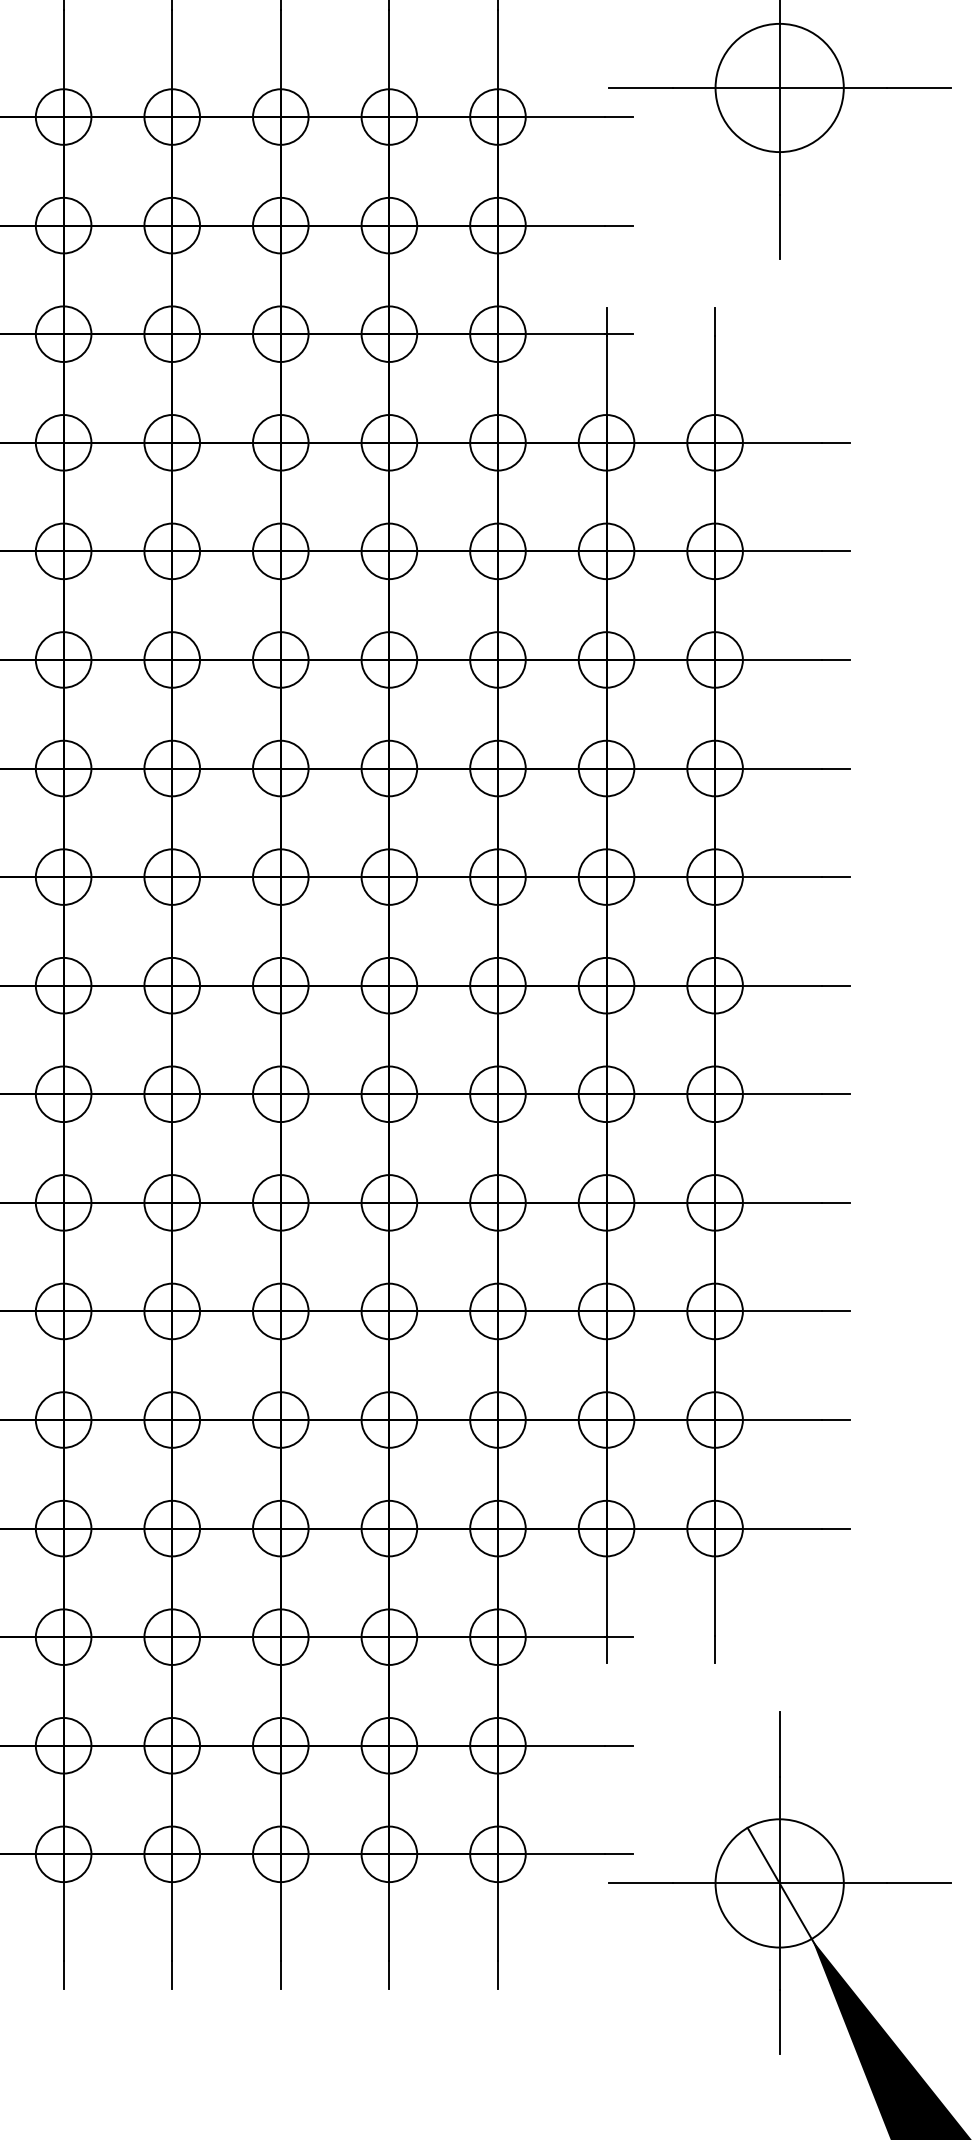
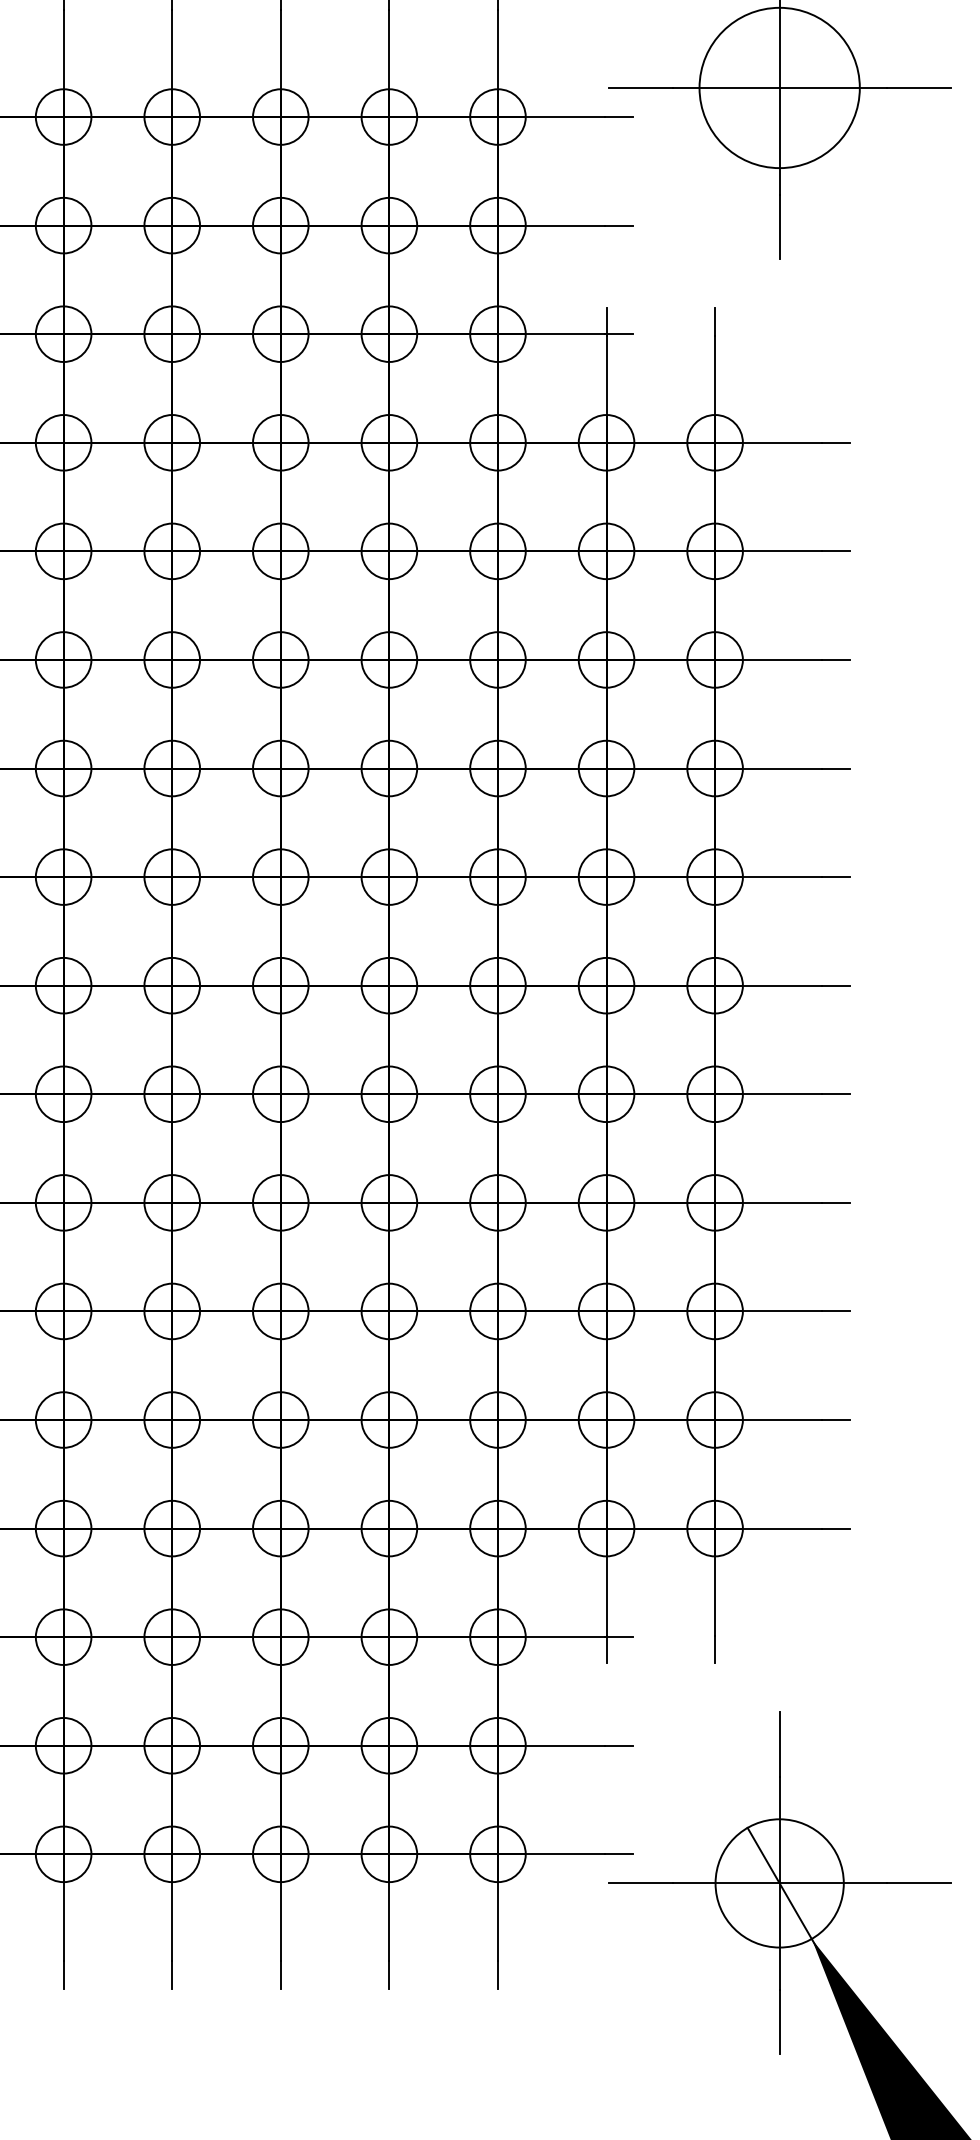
circle diameter: 128 px -> 160 px (779, 87)
